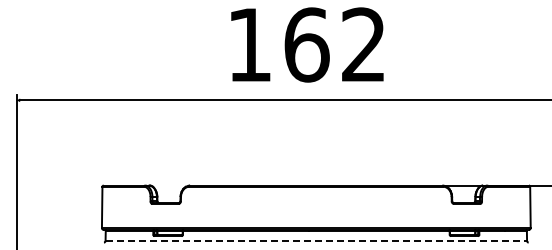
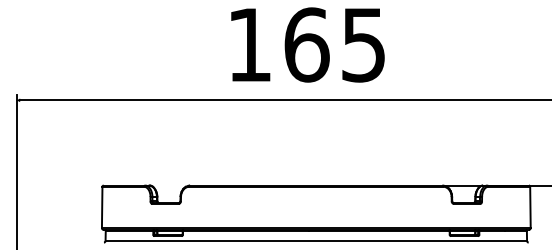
text: 162 -> 165 (363, 44)
line: dashed -> solid (316, 241)
